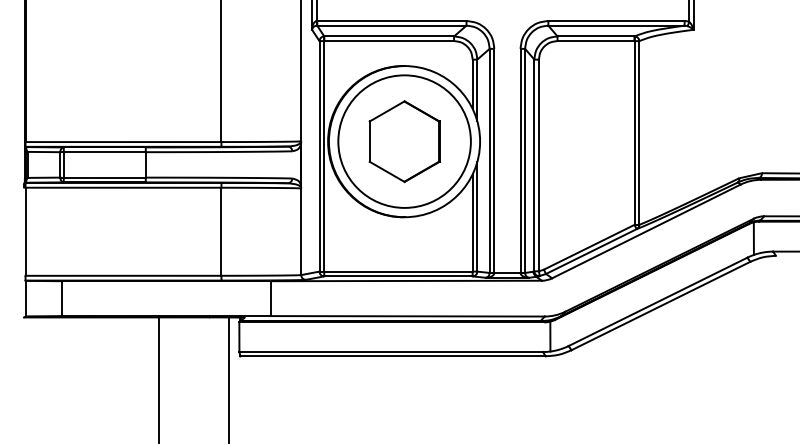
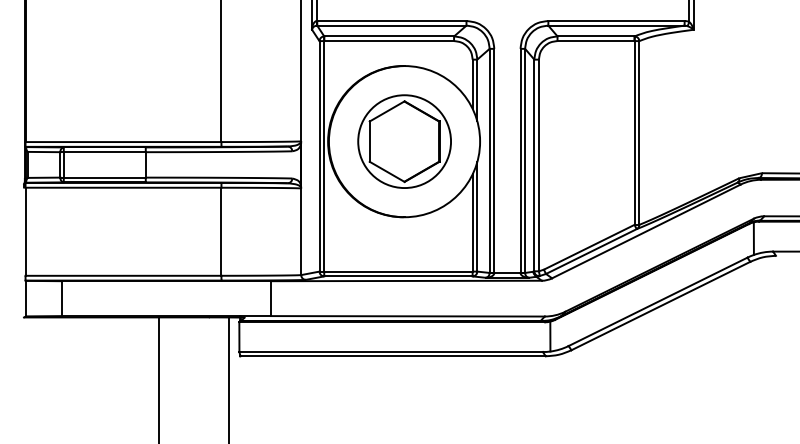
circle diameter: 133 px -> 93 px (404, 141)
